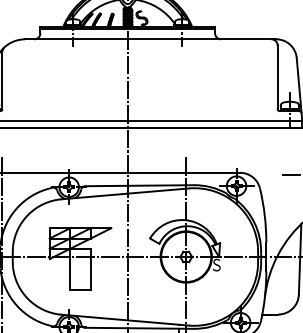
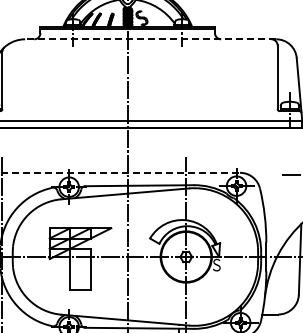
line: solid -> dashed (150, 39)
line: solid -> dashed (120, 172)
